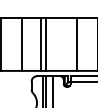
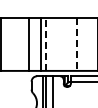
line position: (21, 43) -> (28, 43) (28, 43)
line: solid -> dashed (45, 43)
line: solid -> dashed (76, 44)
